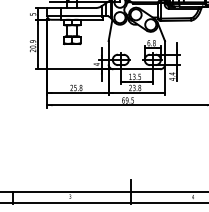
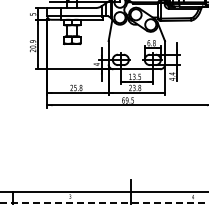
line: solid -> dashed (104, 203)
